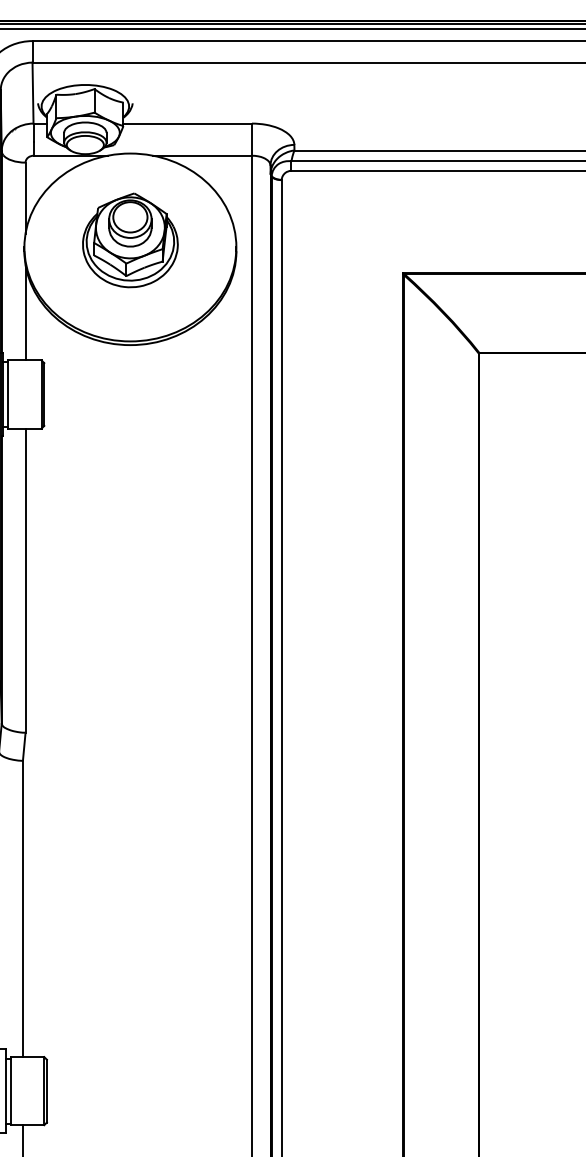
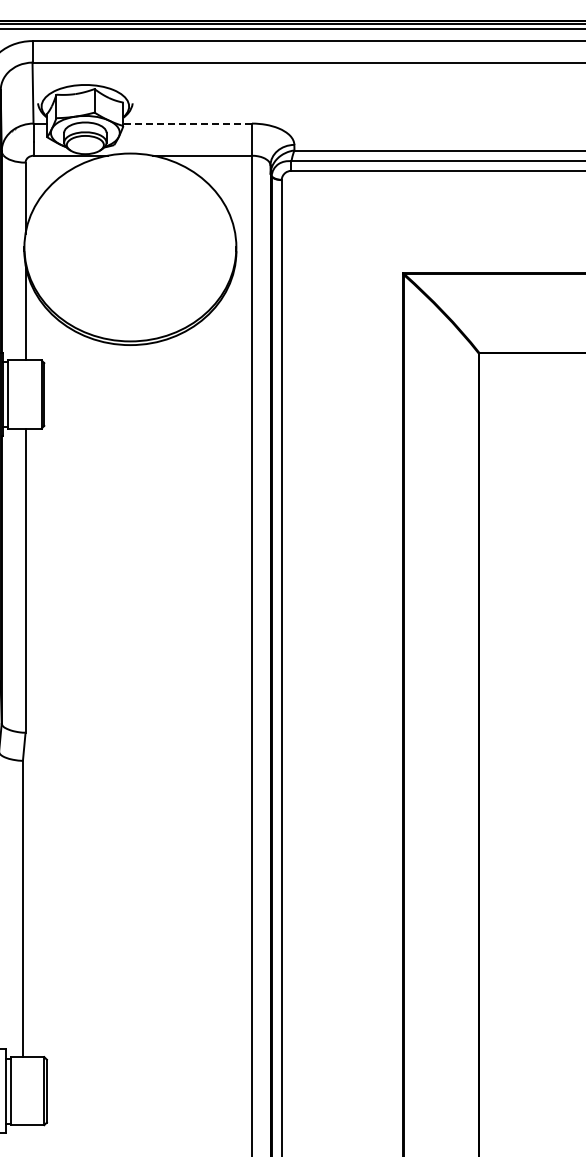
line: solid -> dashed (187, 123)
part: present -> none (130, 240)
line: present -> none (22, 1139)
